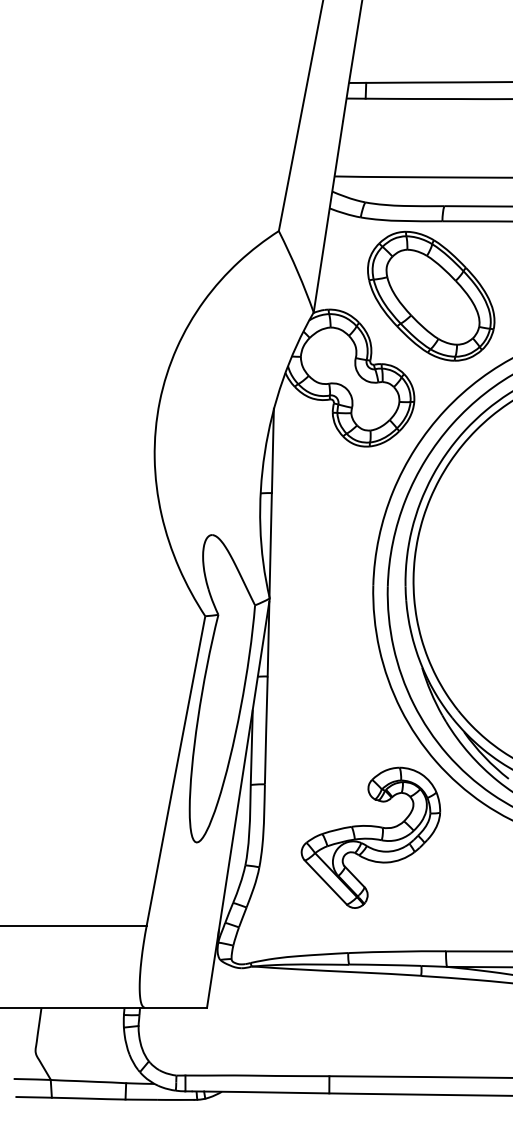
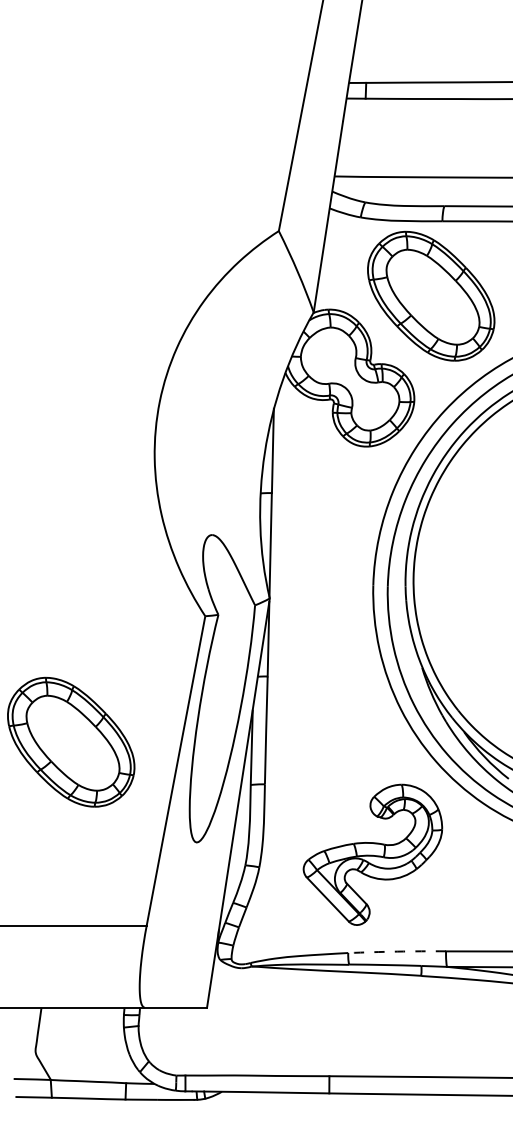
part: none -> present (71, 741)
part position: (370, 837) -> (372, 854) (372, 854)
arc: solid -> dashed (397, 951)
